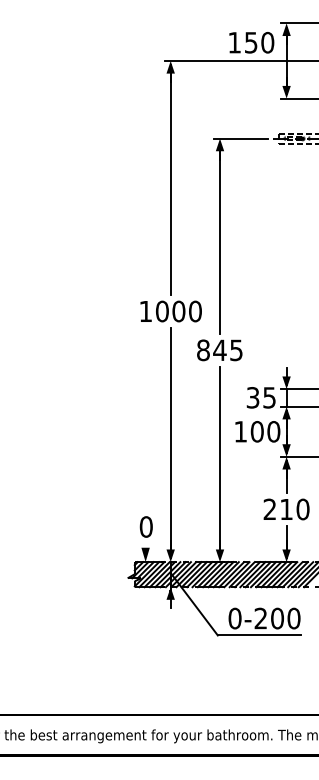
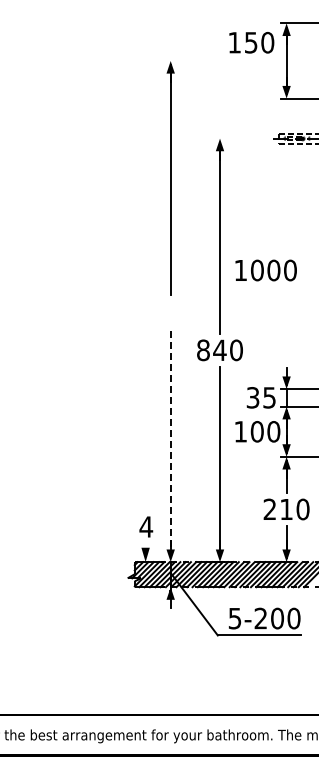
line: present -> none (239, 60)
line: present -> none (240, 138)
text position: (170, 311) -> (265, 270) (265, 270)
text: 845 -> 840 (236, 350)
line: solid -> dashed (170, 443)
text: 0 -> 4 (146, 526)
text: 0-200 -> 5-200 (234, 618)
